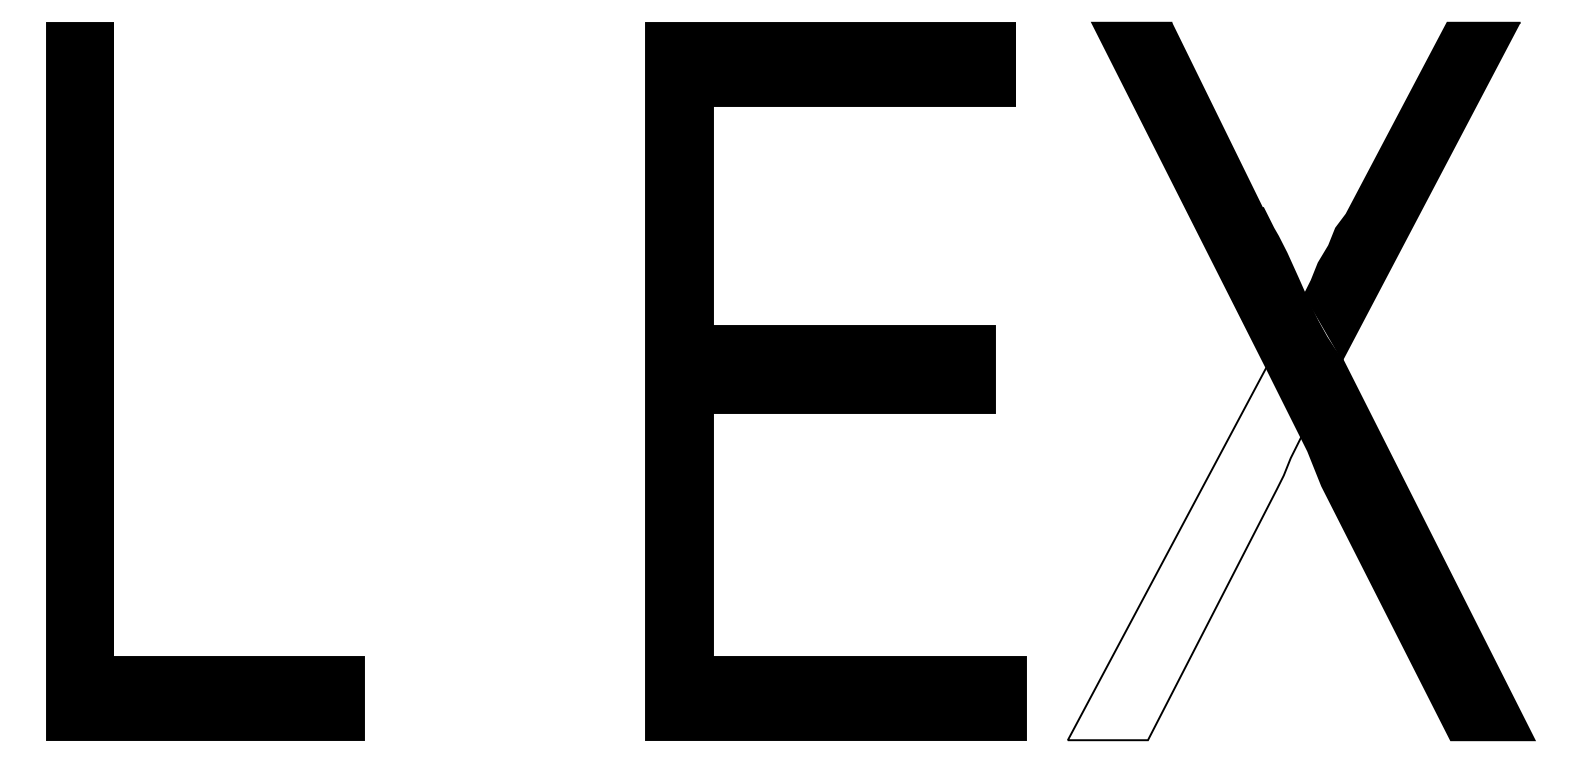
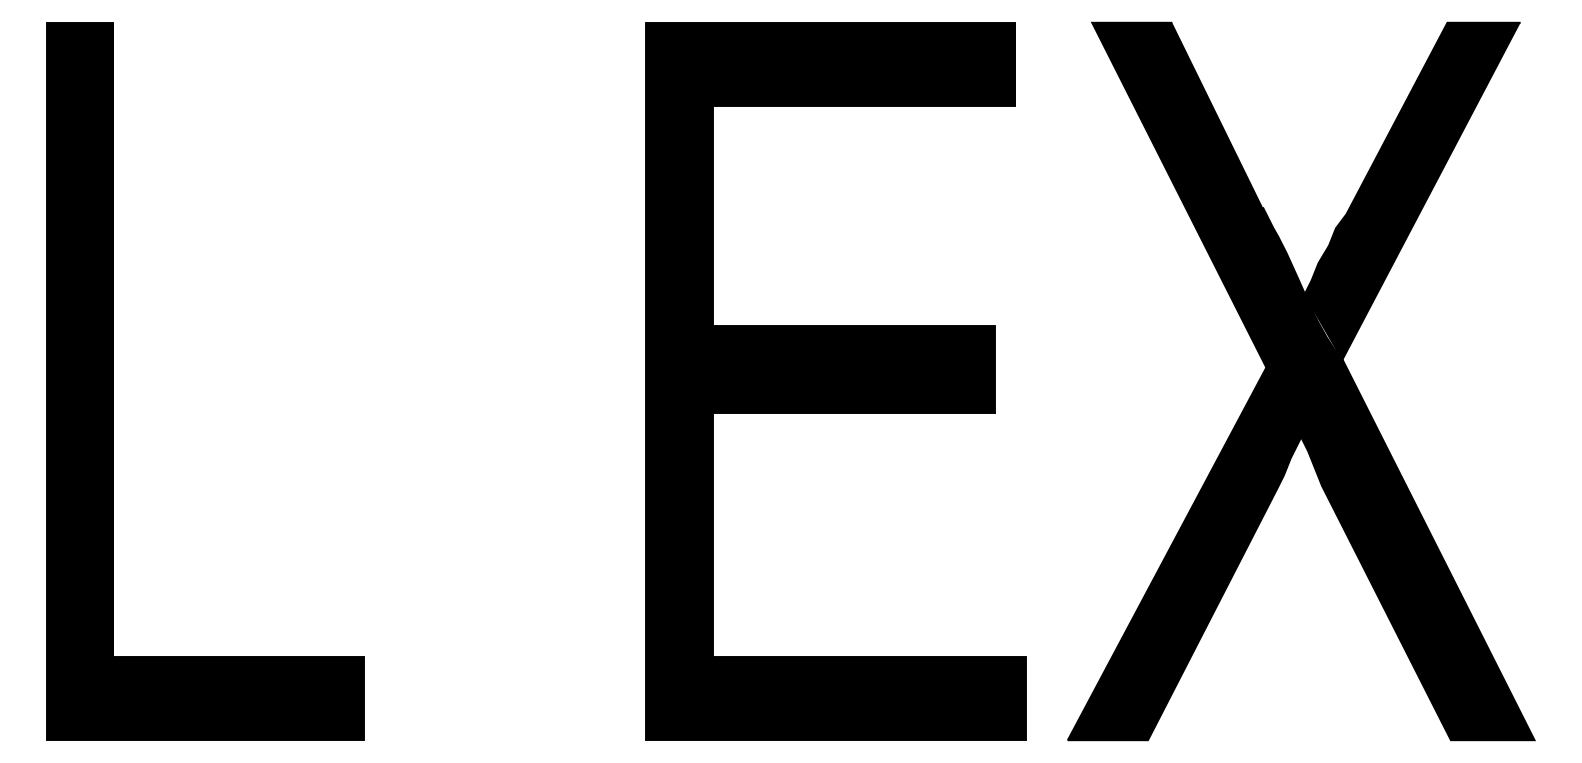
fill: none -> present (1184, 553)
